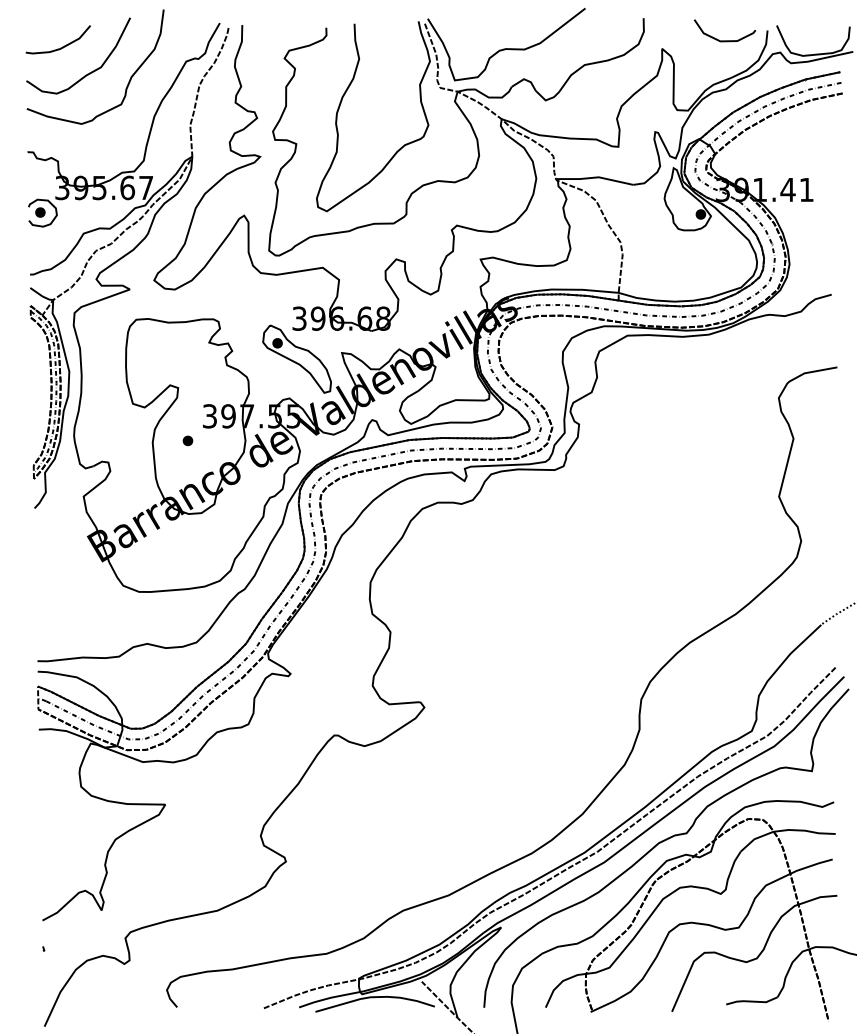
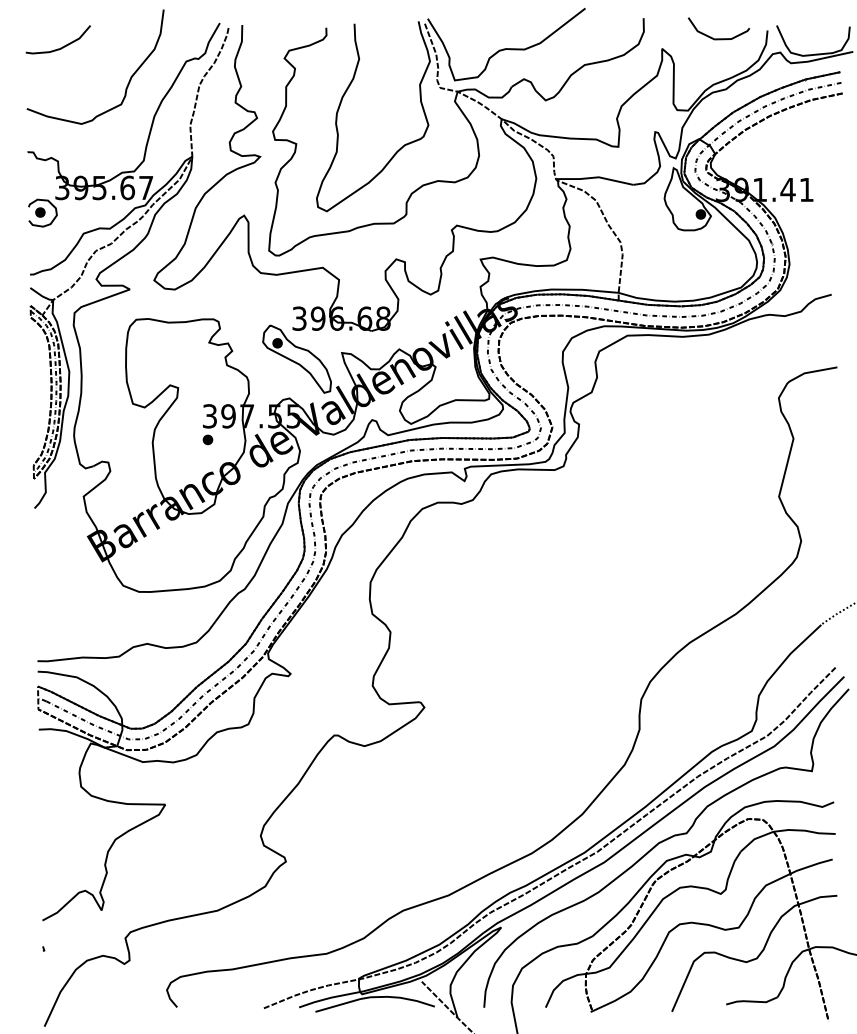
curve position: (724, 40) -> (718, 38) (718, 38)
curve: present -> none (87, 73)
part position: (187, 440) -> (207, 439) (207, 439)
